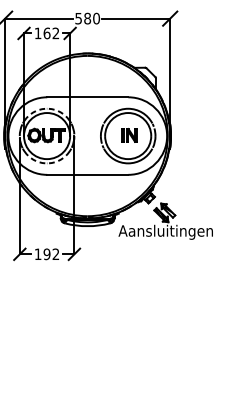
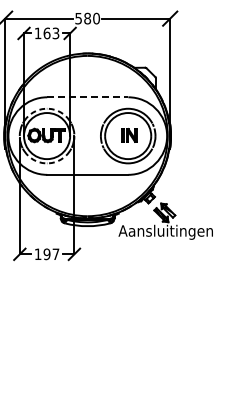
text: 162 -> 163 (55, 33)
line: solid -> dashed (87, 97)
text: 192 -> 197 (55, 253)
